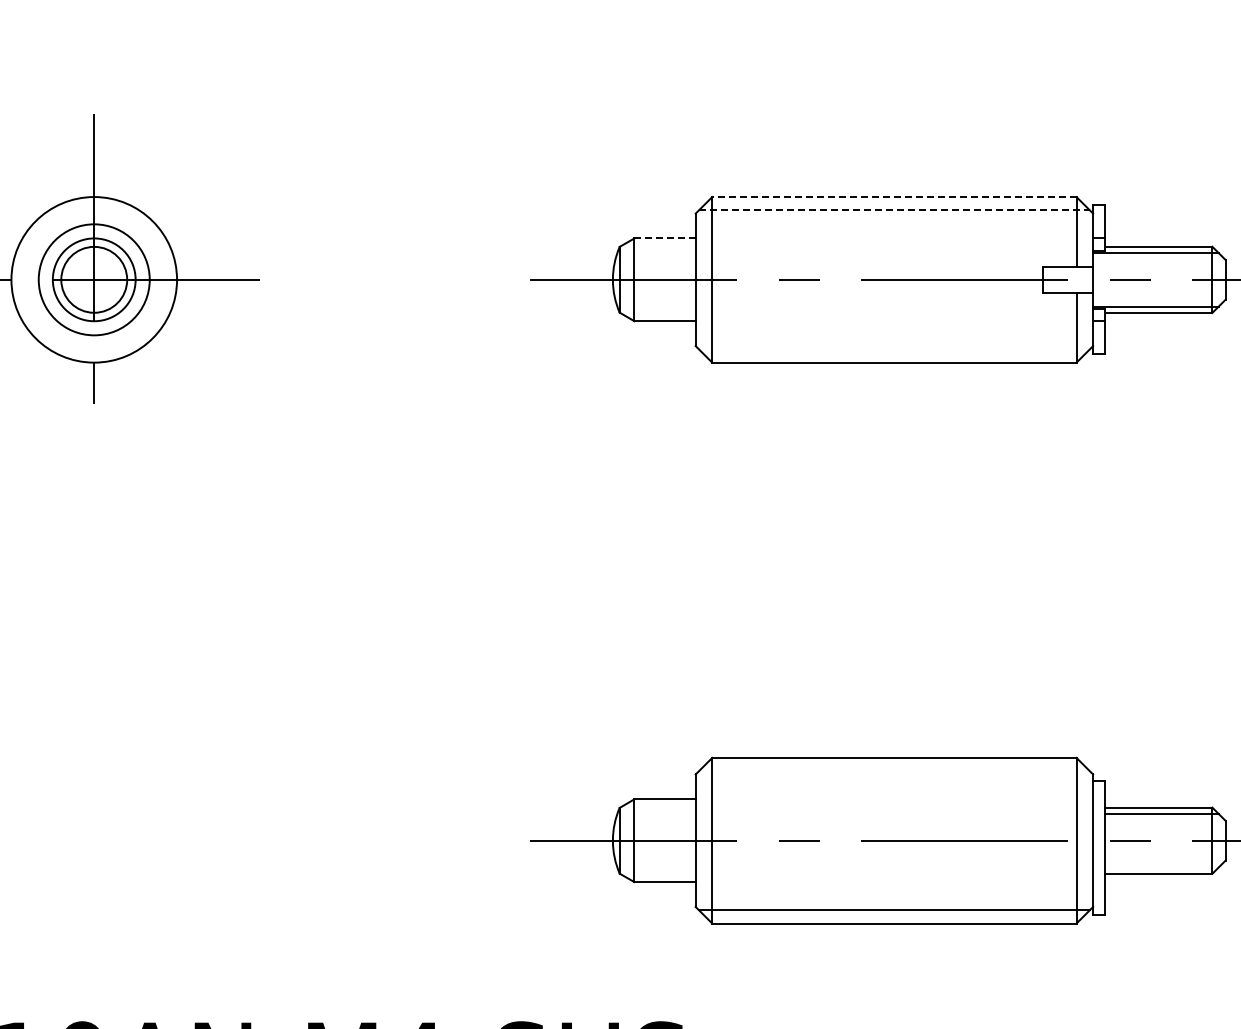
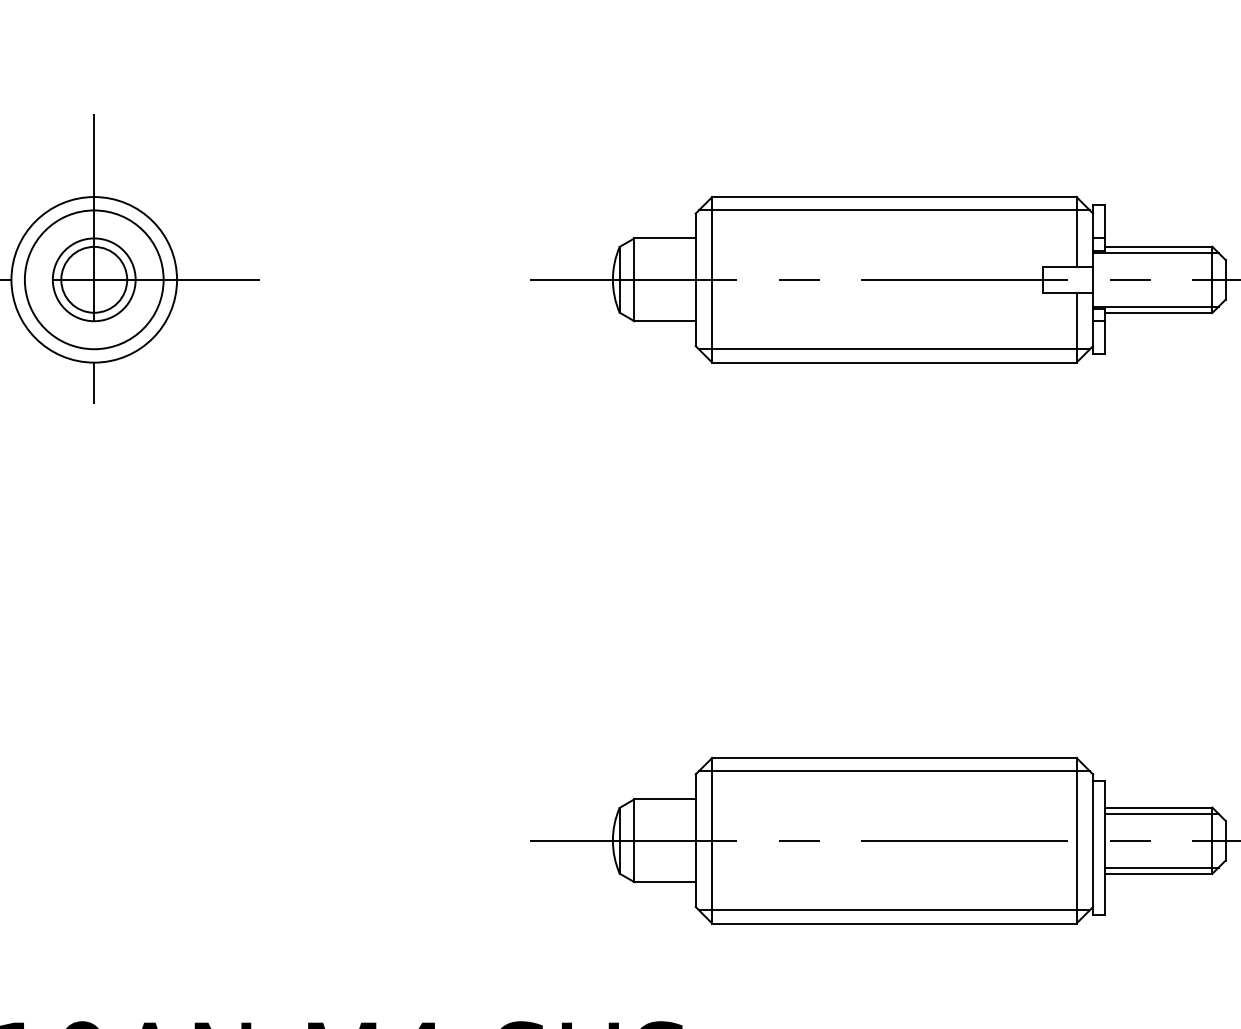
line: dashed -> solid (893, 197)
line: dashed -> solid (894, 210)
line: dashed -> solid (665, 238)
circle diameter: 111 px -> 139 px (93, 279)
line: none -> present (893, 349)
line: none -> present (893, 771)
line: none -> present (1161, 867)
